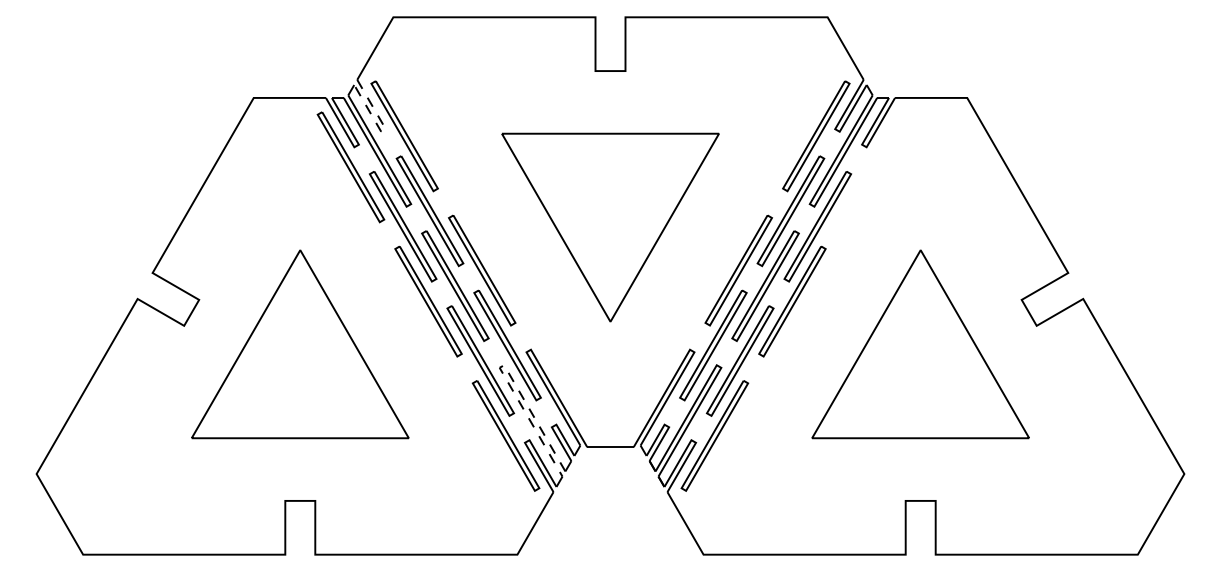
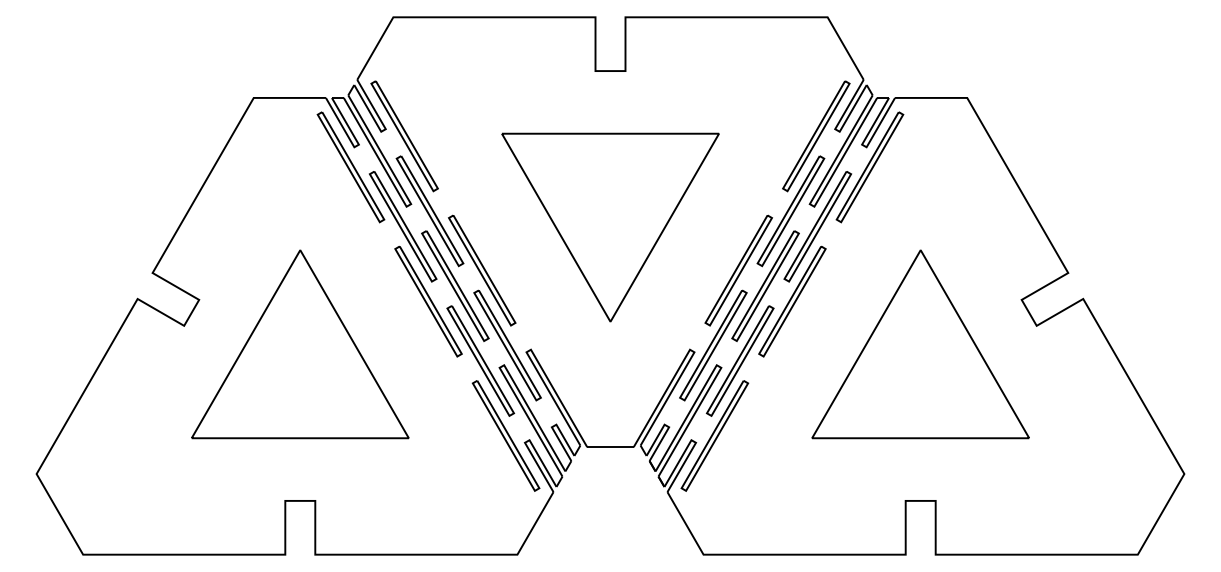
line: dashed -> solid (384, 130)
part: none -> present (869, 167)
line: dashed -> solid (500, 367)
